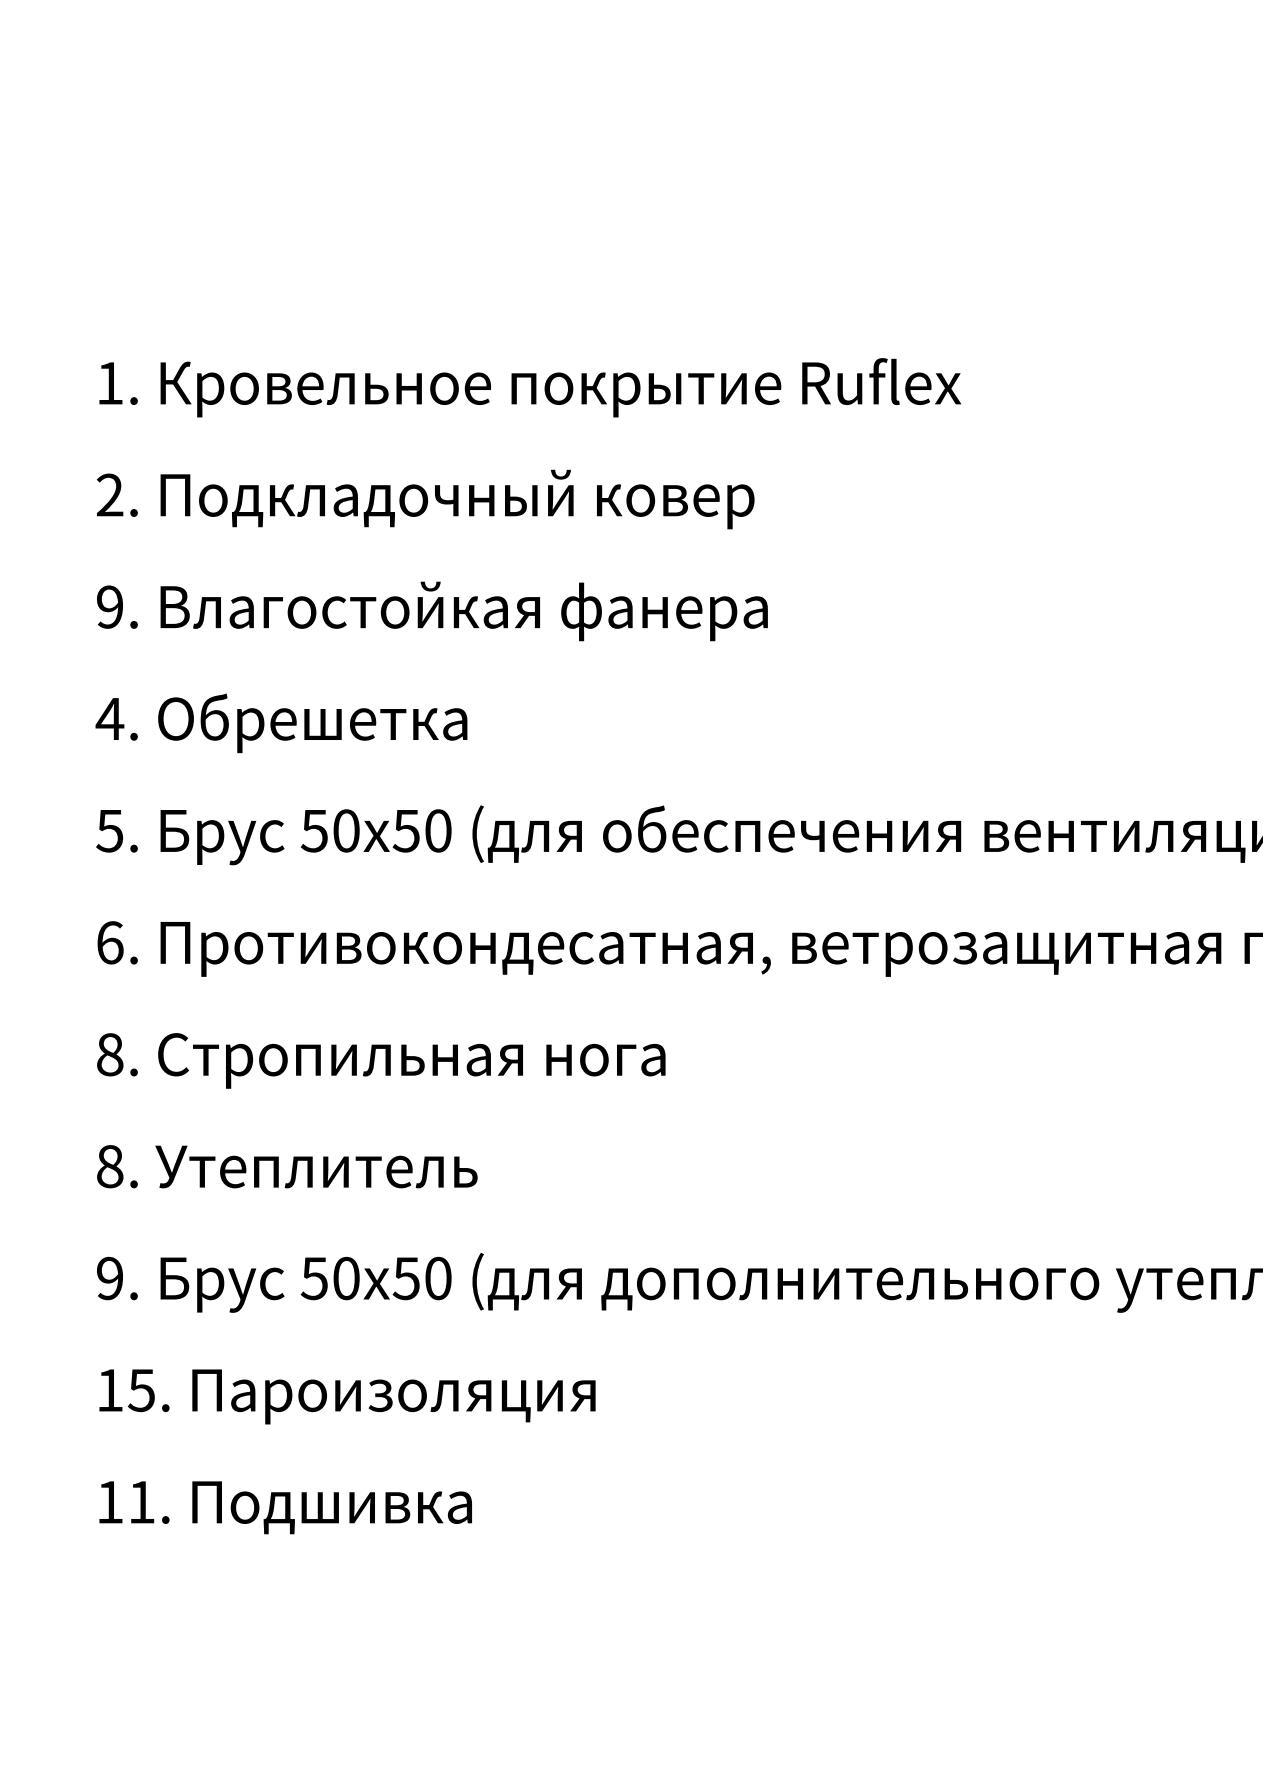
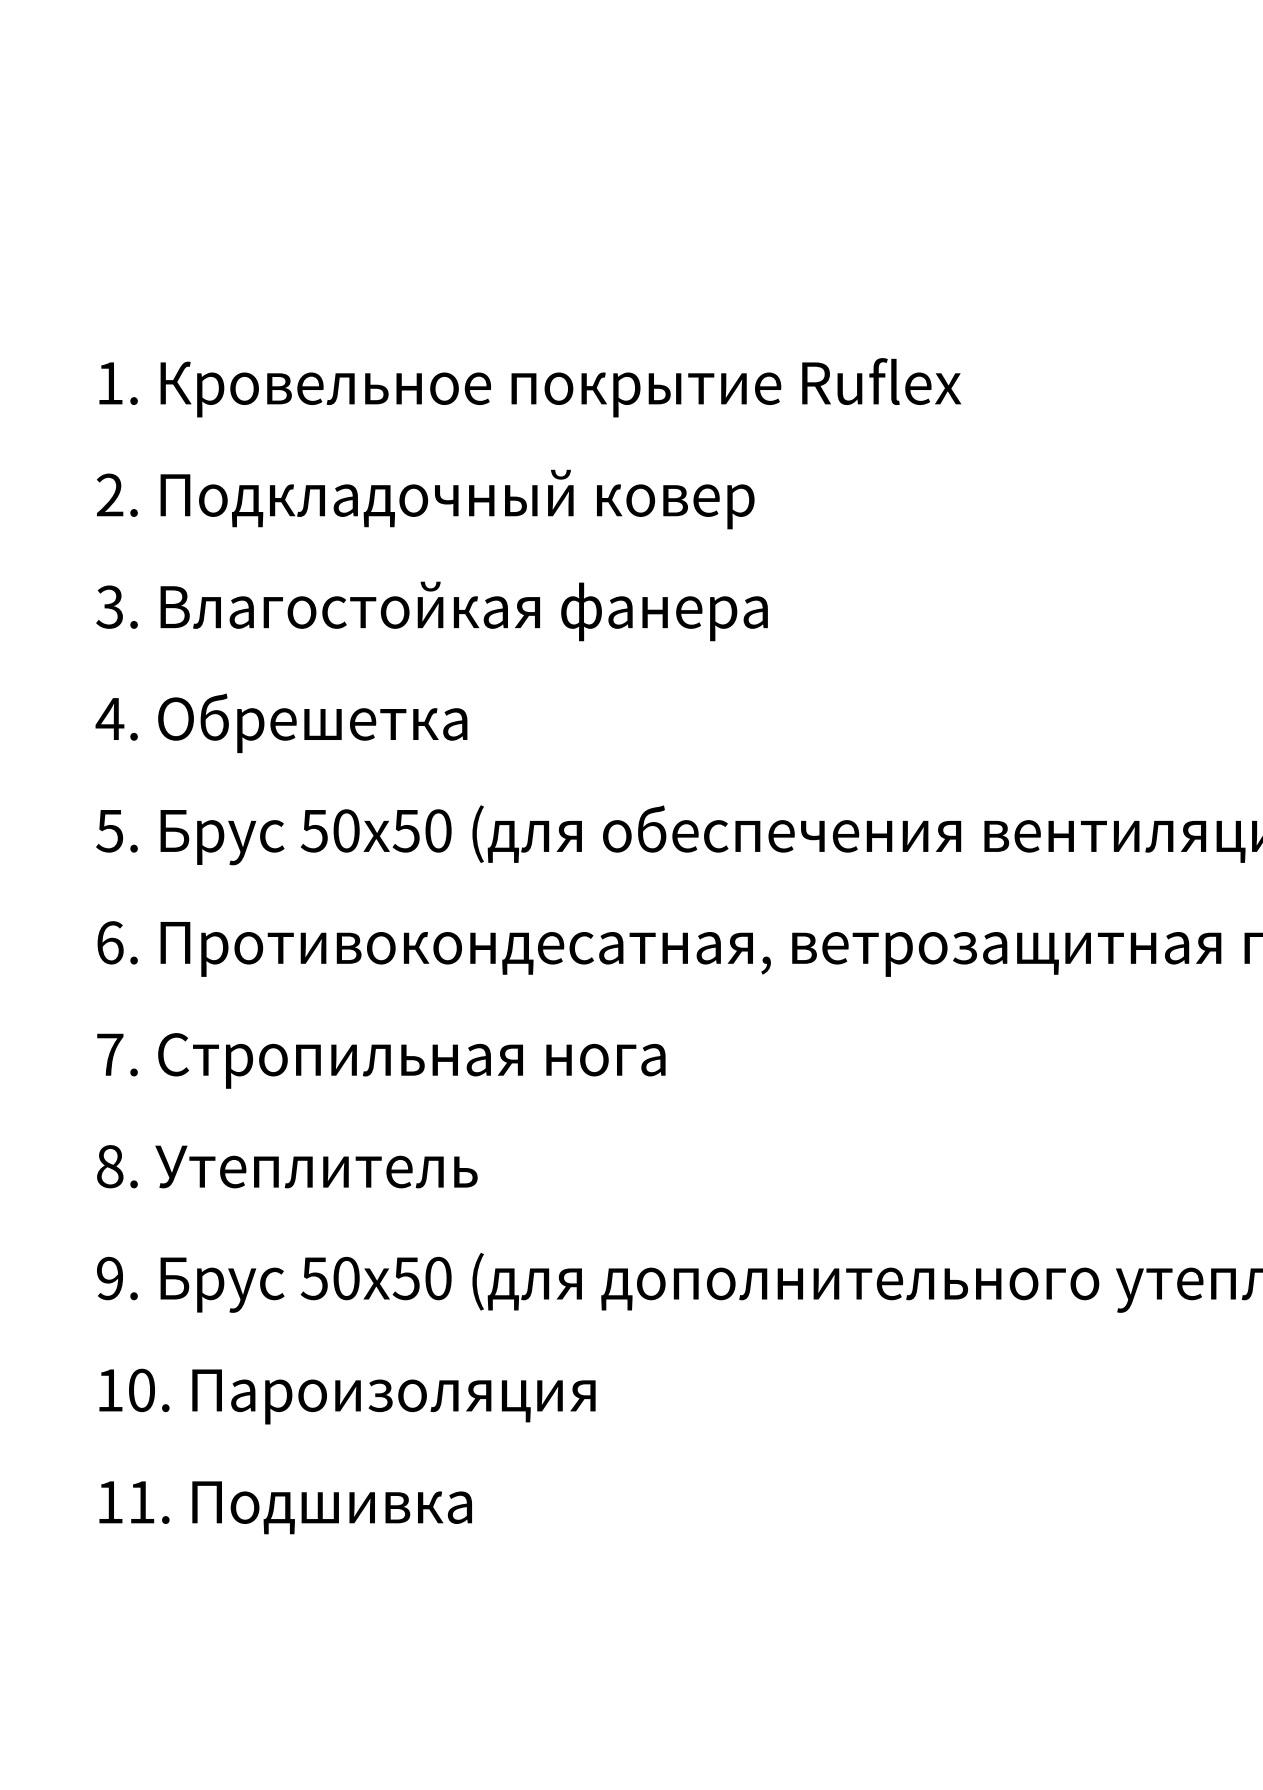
text: 9. -> 3. (109, 606)
text: 8. -> 7. (110, 1054)
text: 15. -> 10. (140, 1389)
